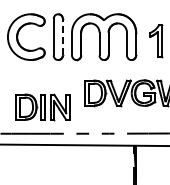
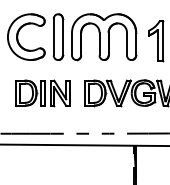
line: dashed -> solid (62, 36)
part size: 15x35 px -> 17x43 px (156, 41)
part position: (42, 107) -> (42, 93) (42, 93)
